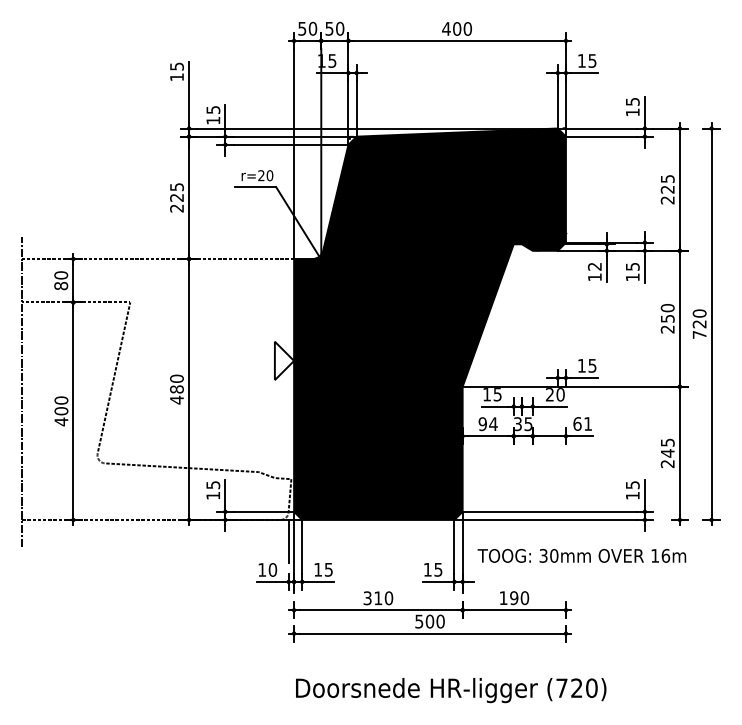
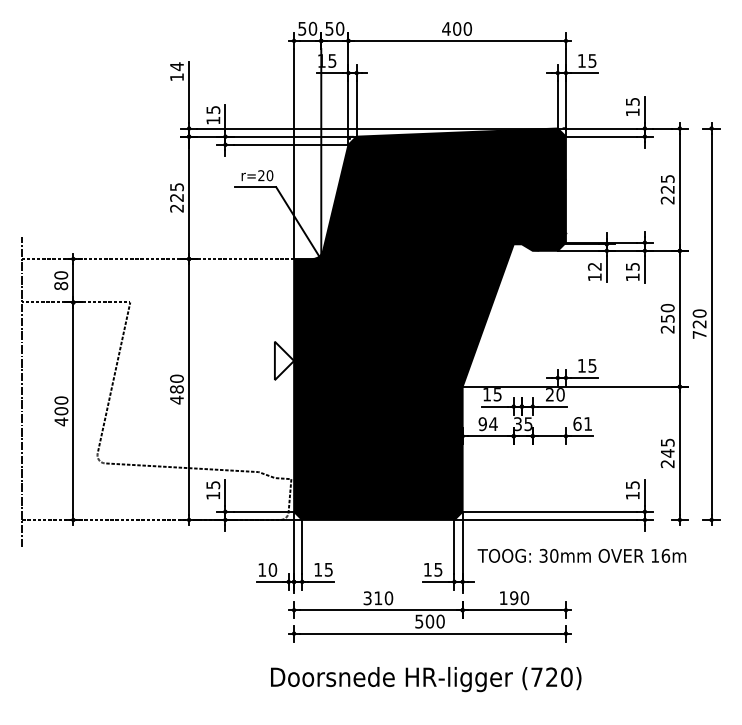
text: 15 -> 14 (176, 66)
line: present -> none (288, 540)
text position: (451, 690) -> (426, 679) (426, 679)
